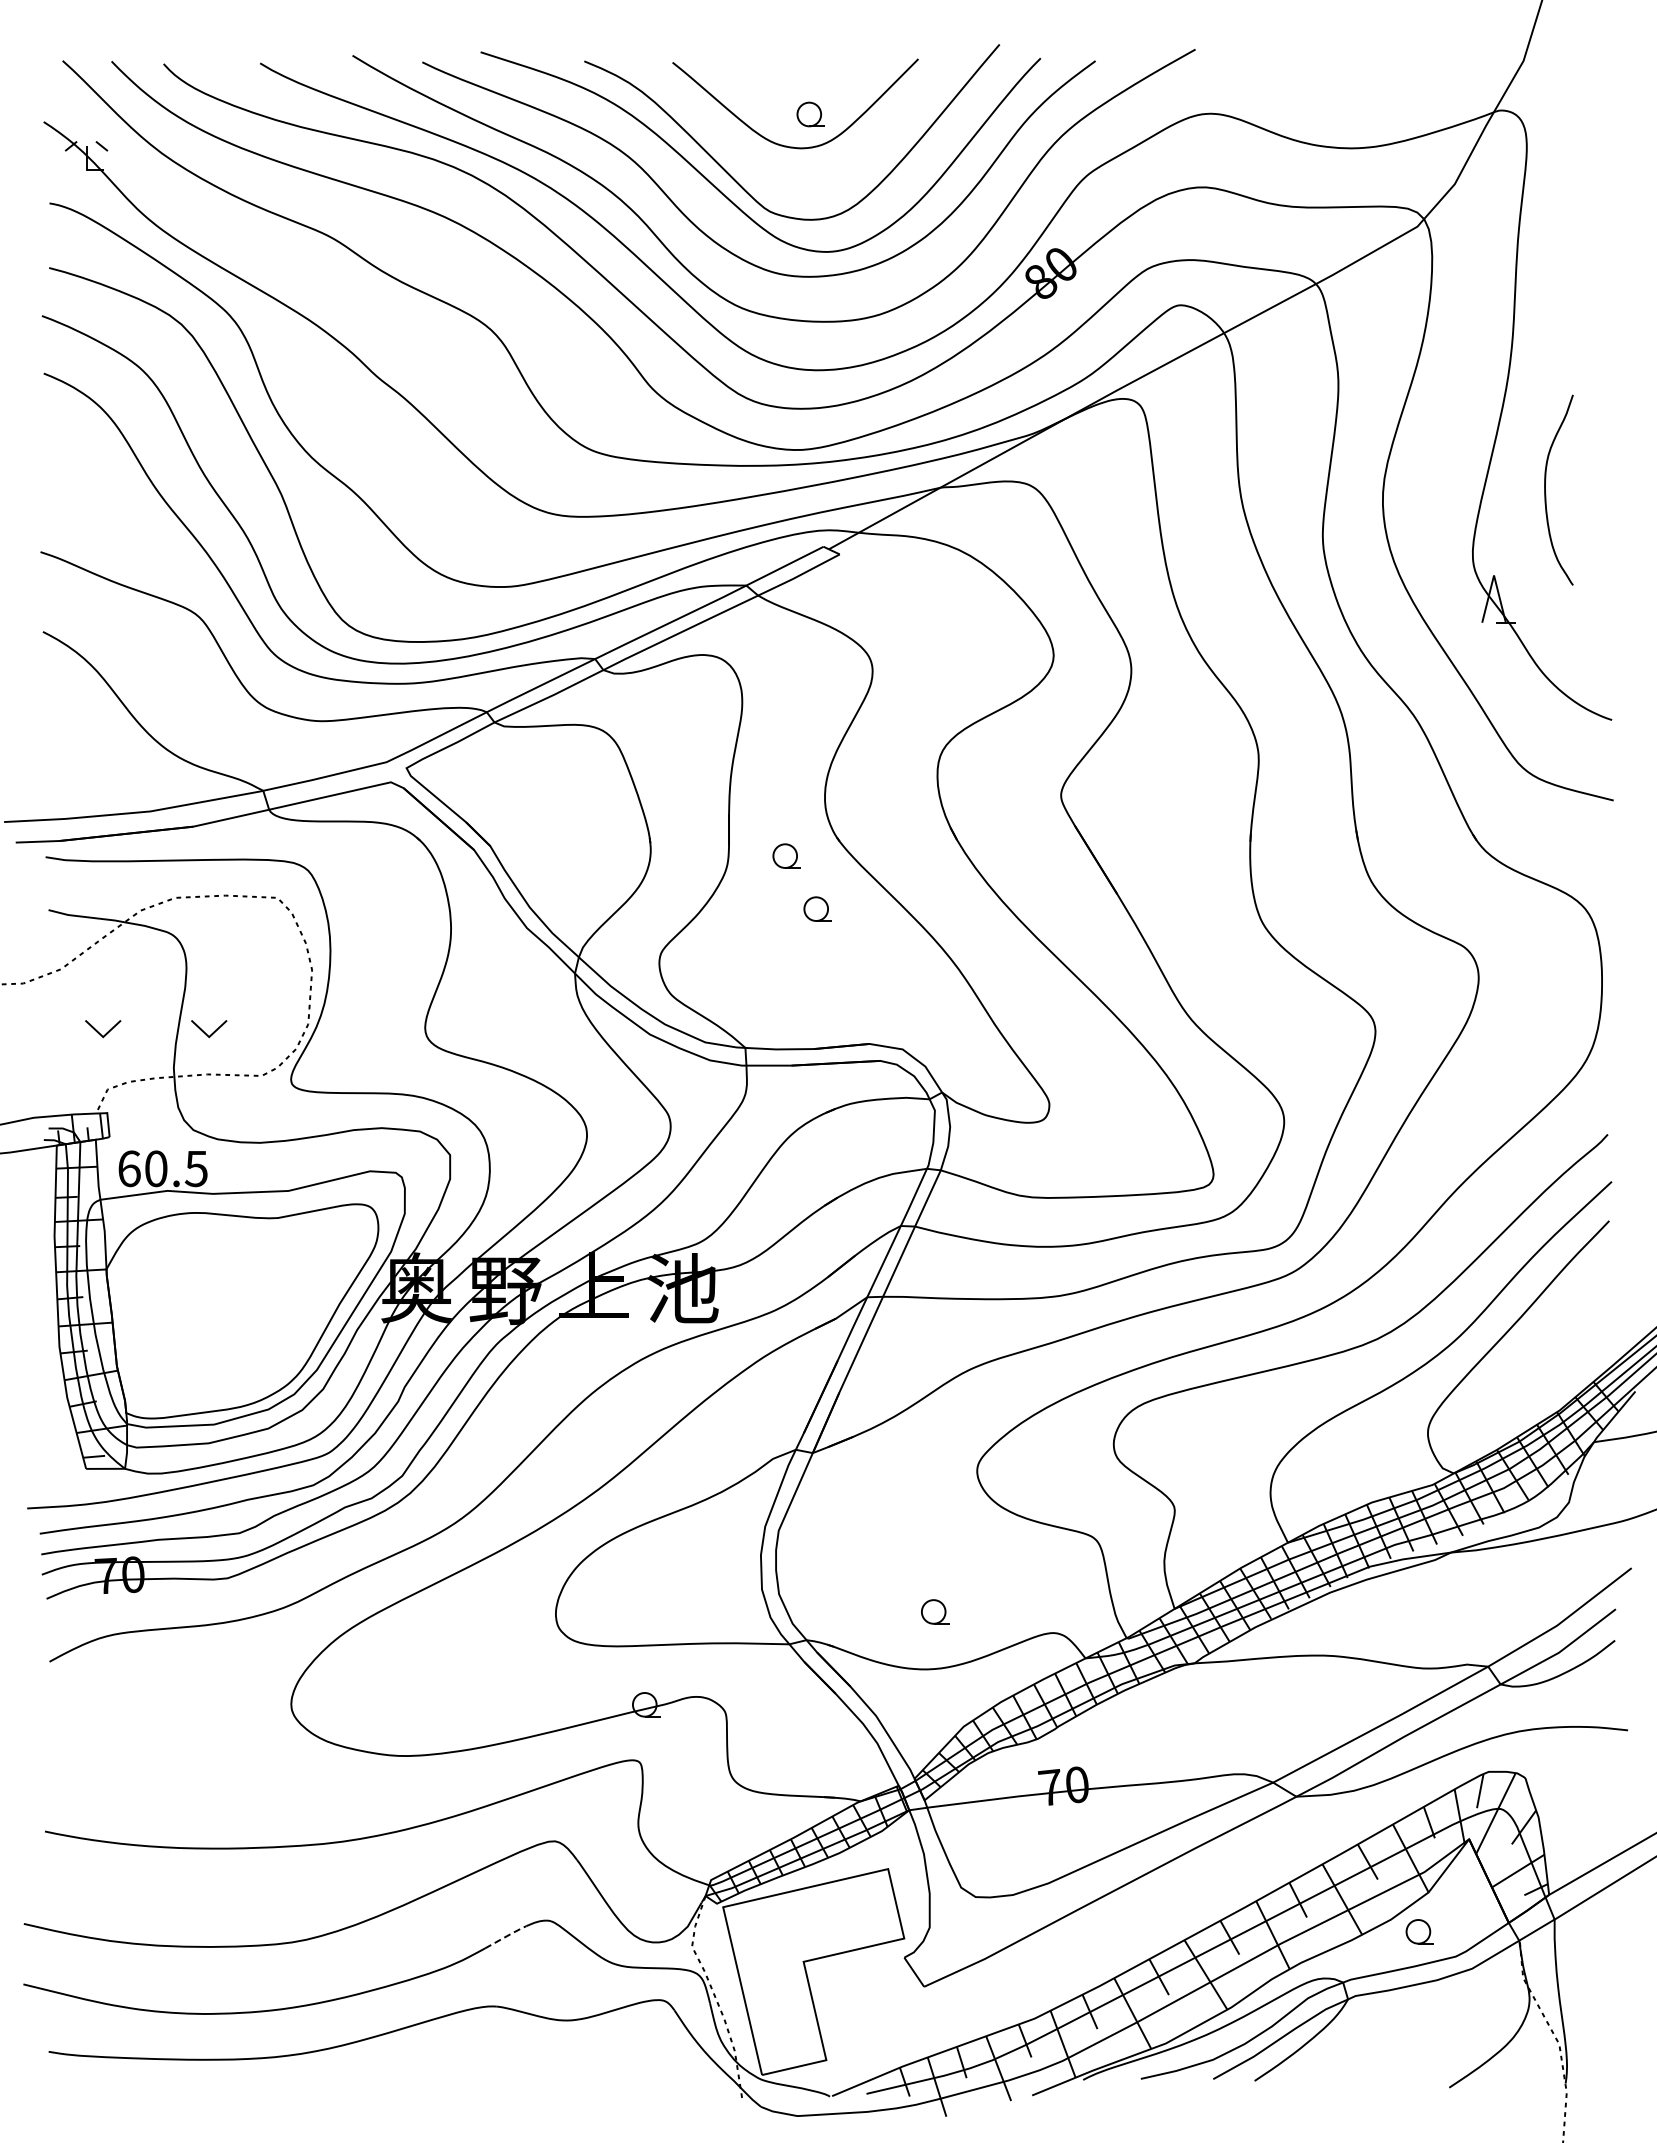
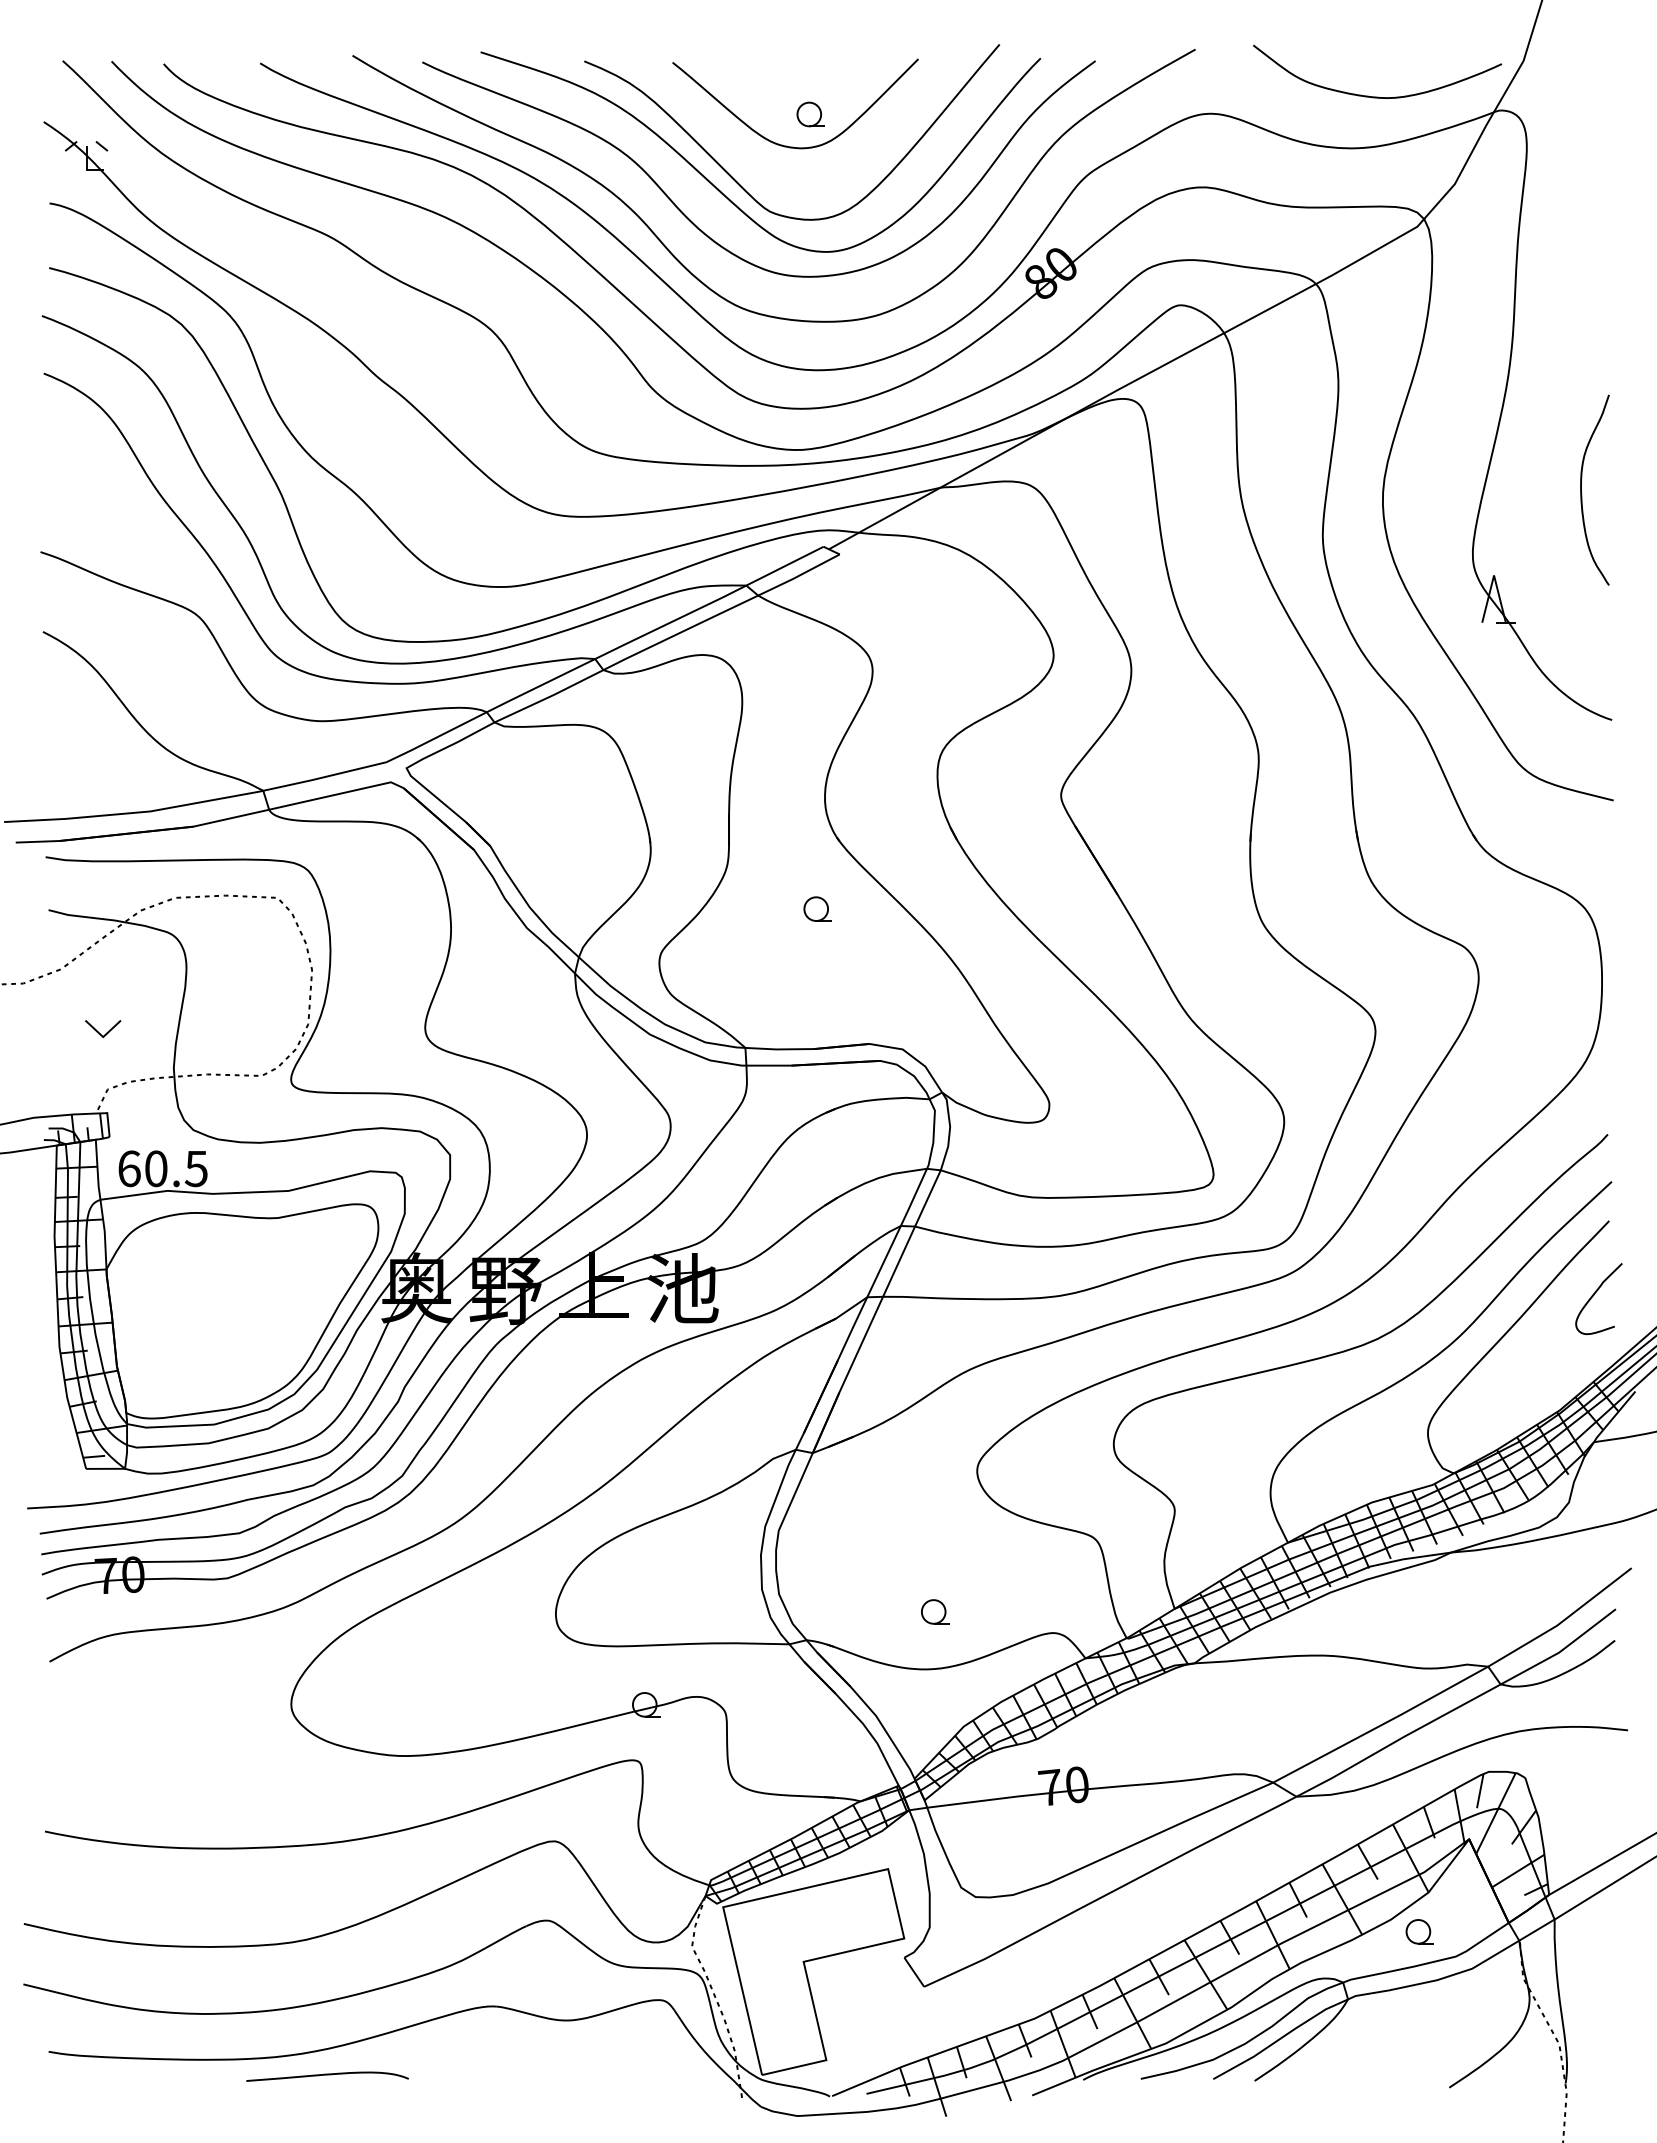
curve: none -> present (1377, 96)
curve position: (1545, 489) -> (1581, 489) (1581, 489)
part: present -> none (786, 855)
part: present -> none (209, 1029)
curve: none -> present (1594, 1295)
line: dashed -> solid (507, 1935)
curve: none -> present (327, 2075)
